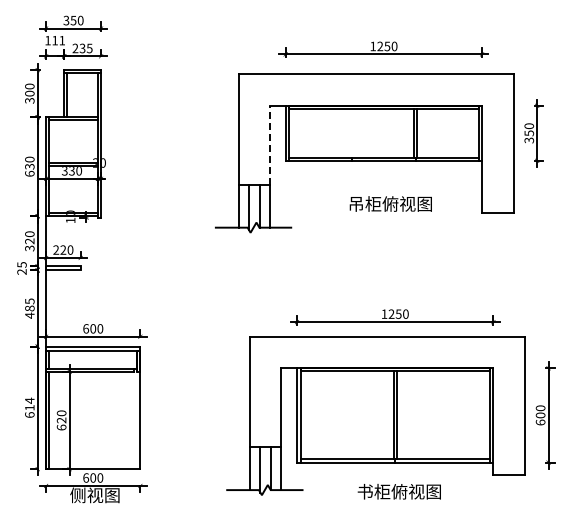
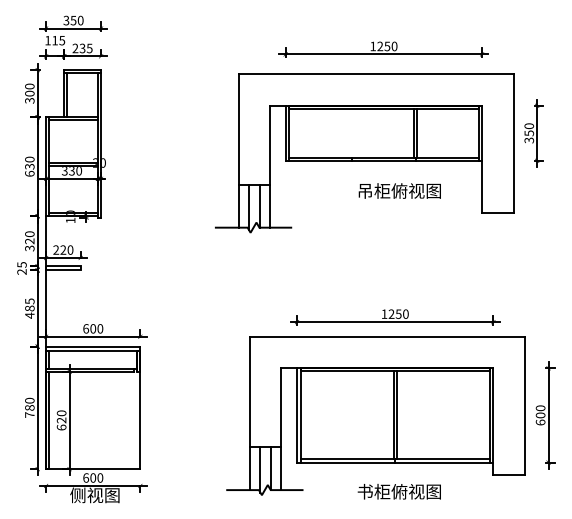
text: 111 -> 115 (62, 40)
line: dashed -> solid (269, 144)
text position: (390, 203) -> (399, 190) (399, 190)
text: 614 -> 780 (29, 407)
